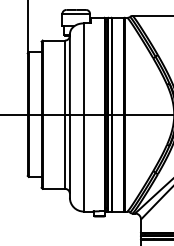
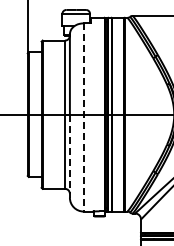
line: solid -> dashed (83, 117)
line: solid -> dashed (69, 156)
